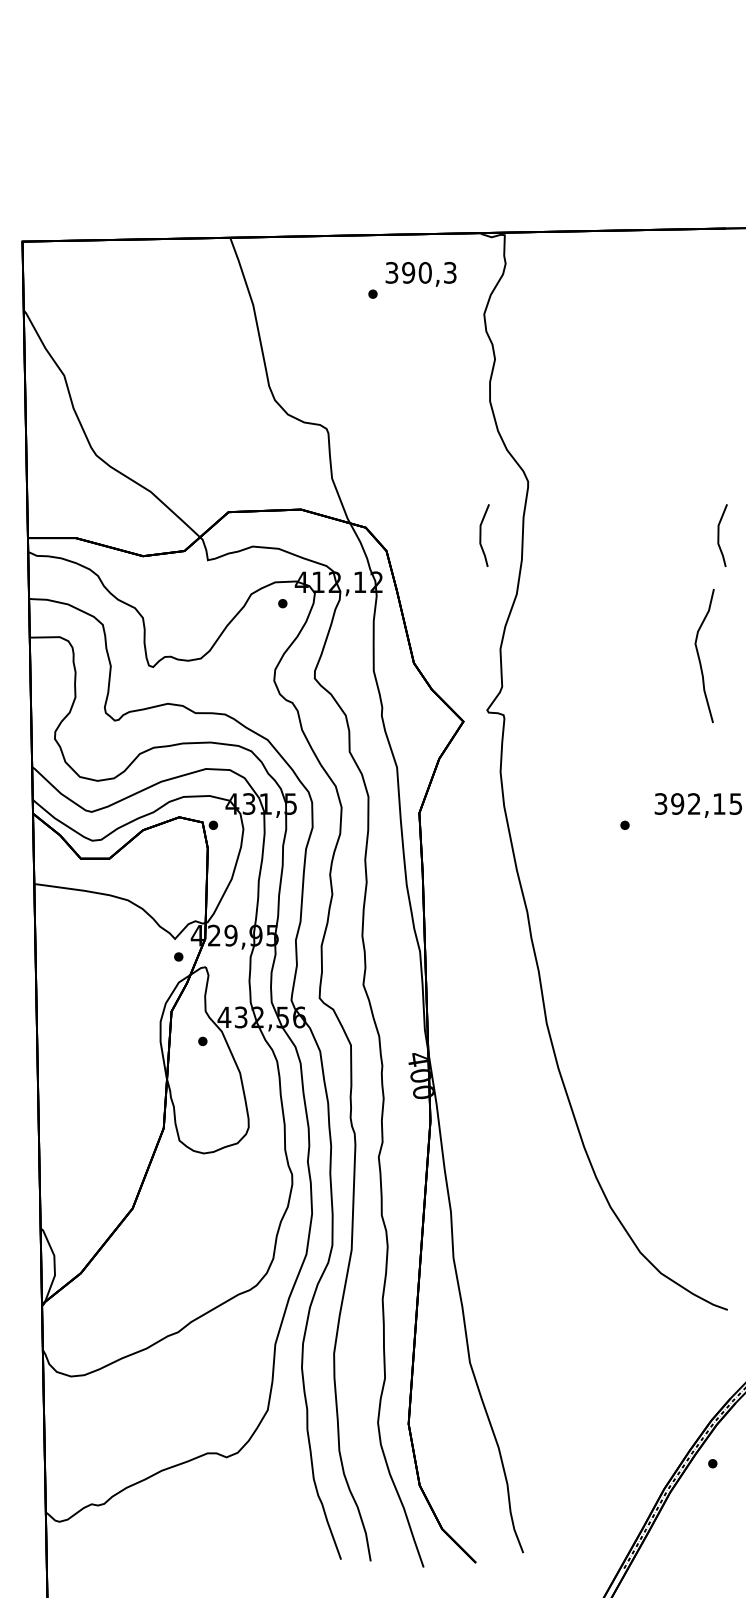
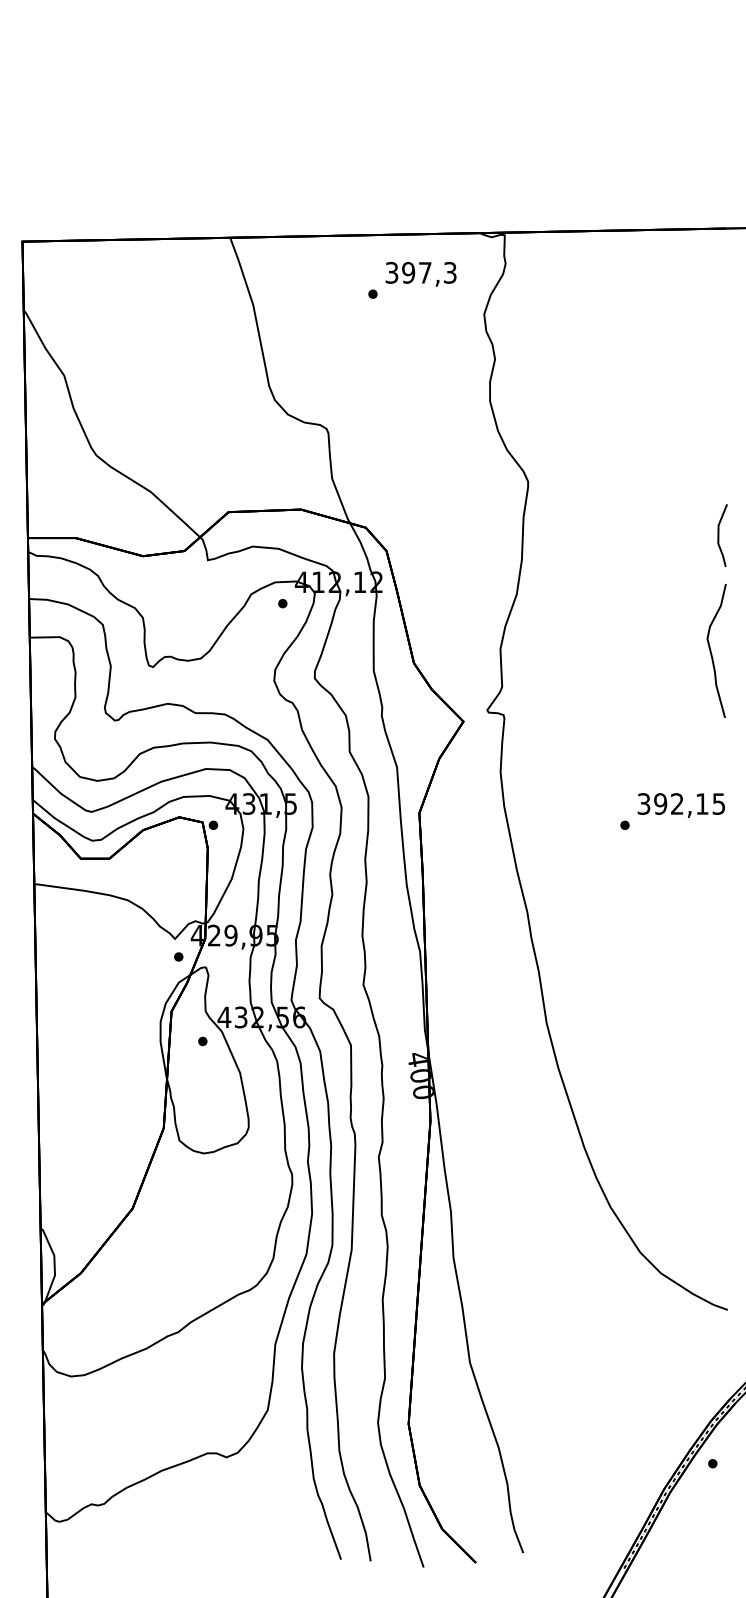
text: 390,3 -> 397,3 (424, 272)
line: present -> none (481, 535)
curve position: (699, 655) -> (711, 650) (711, 650)
text position: (697, 805) -> (680, 805) (680, 805)
